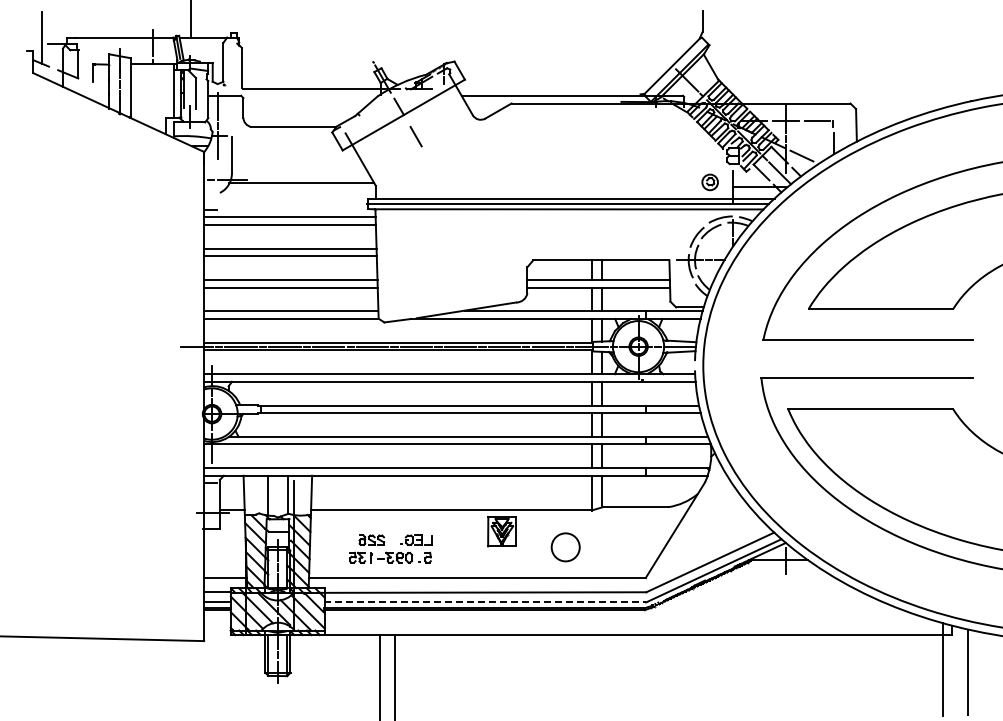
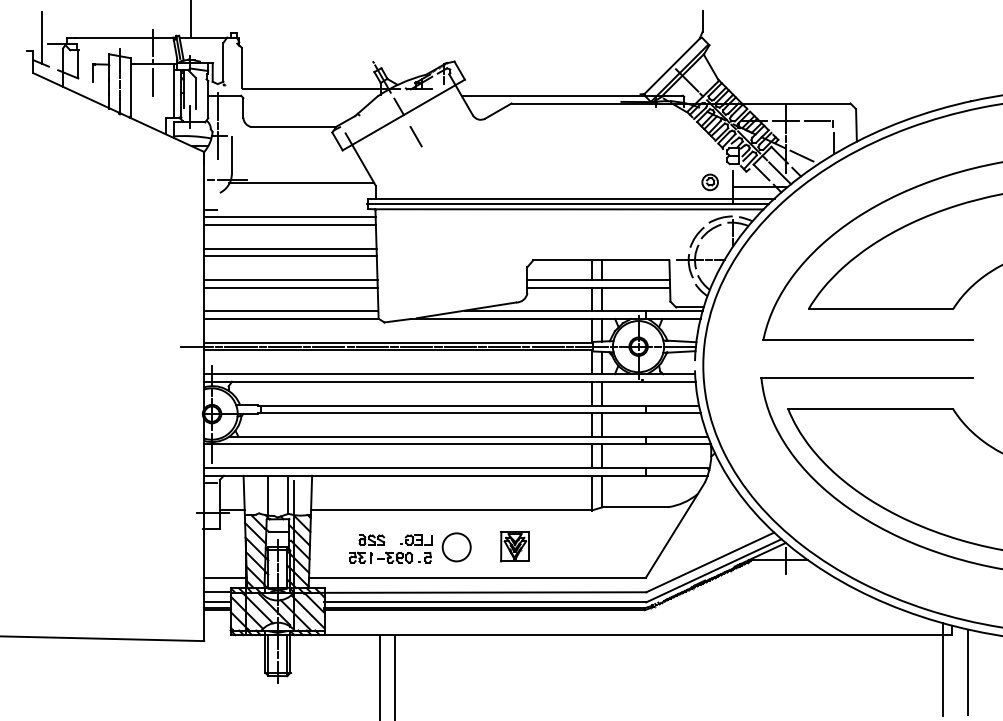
line: none -> present (152, 82)
part position: (501, 531) -> (514, 546) (514, 546)
circle position: (565, 547) -> (456, 547) (456, 547)
line: dashed -> solid (485, 602)
